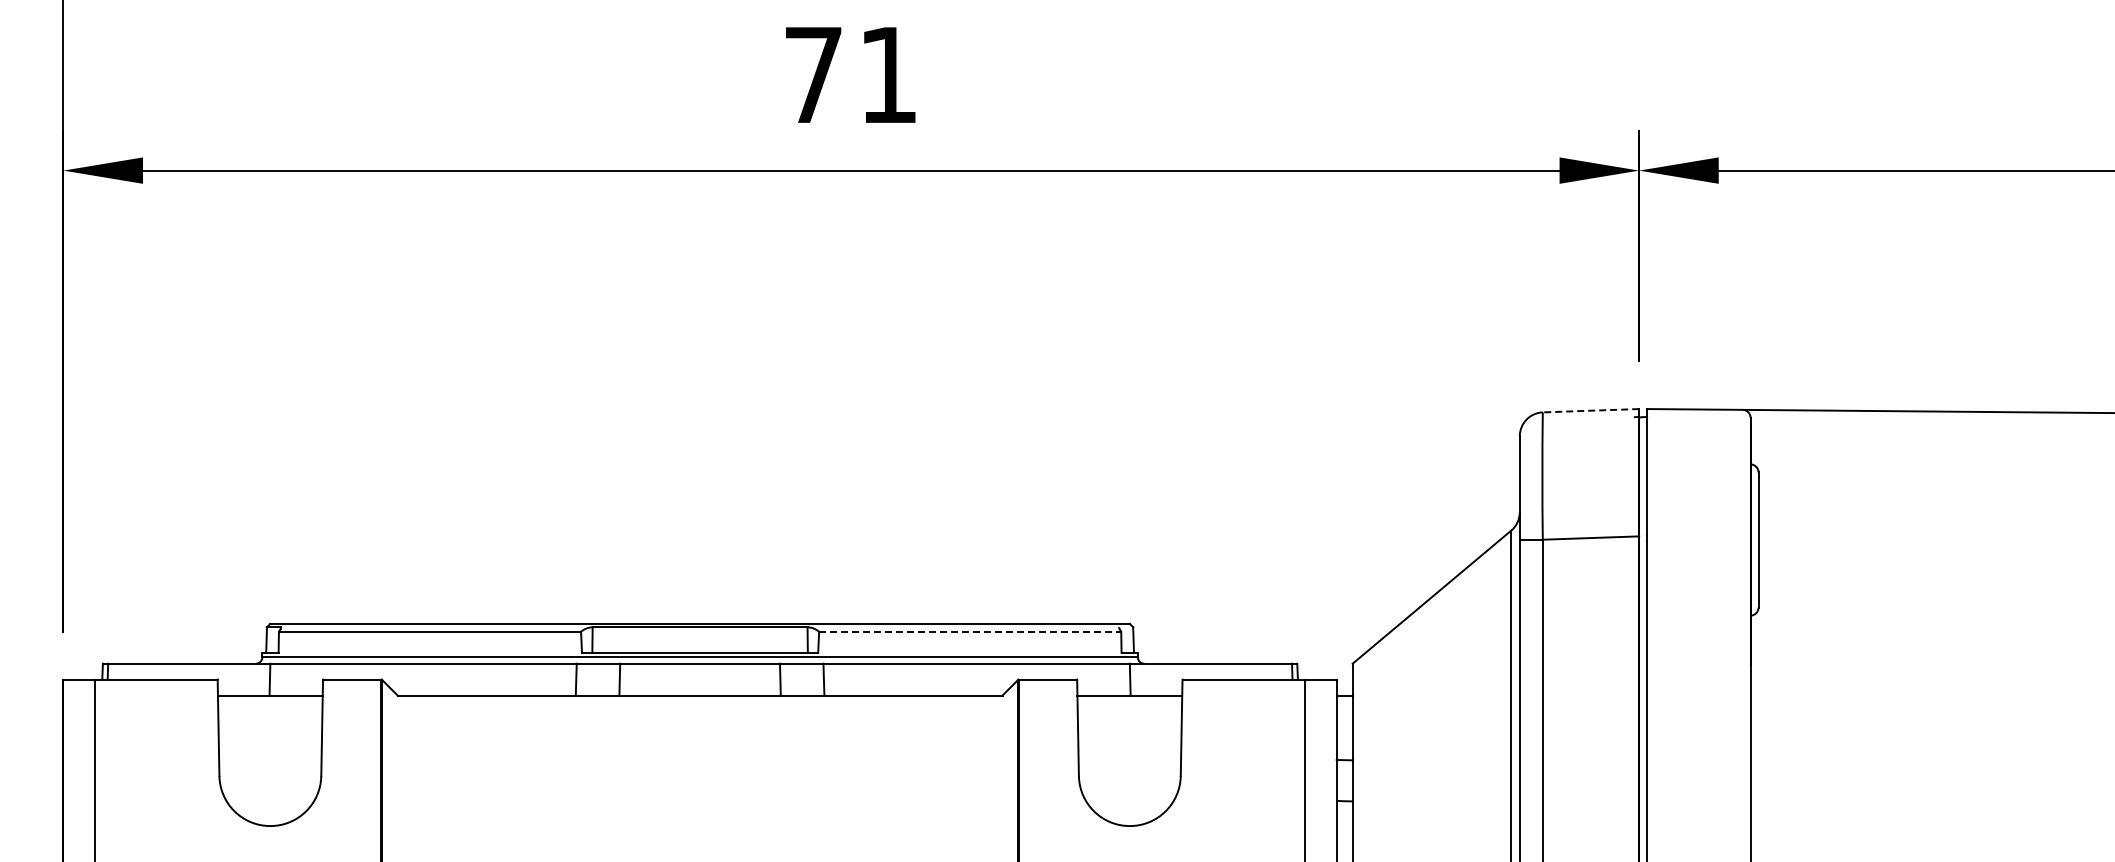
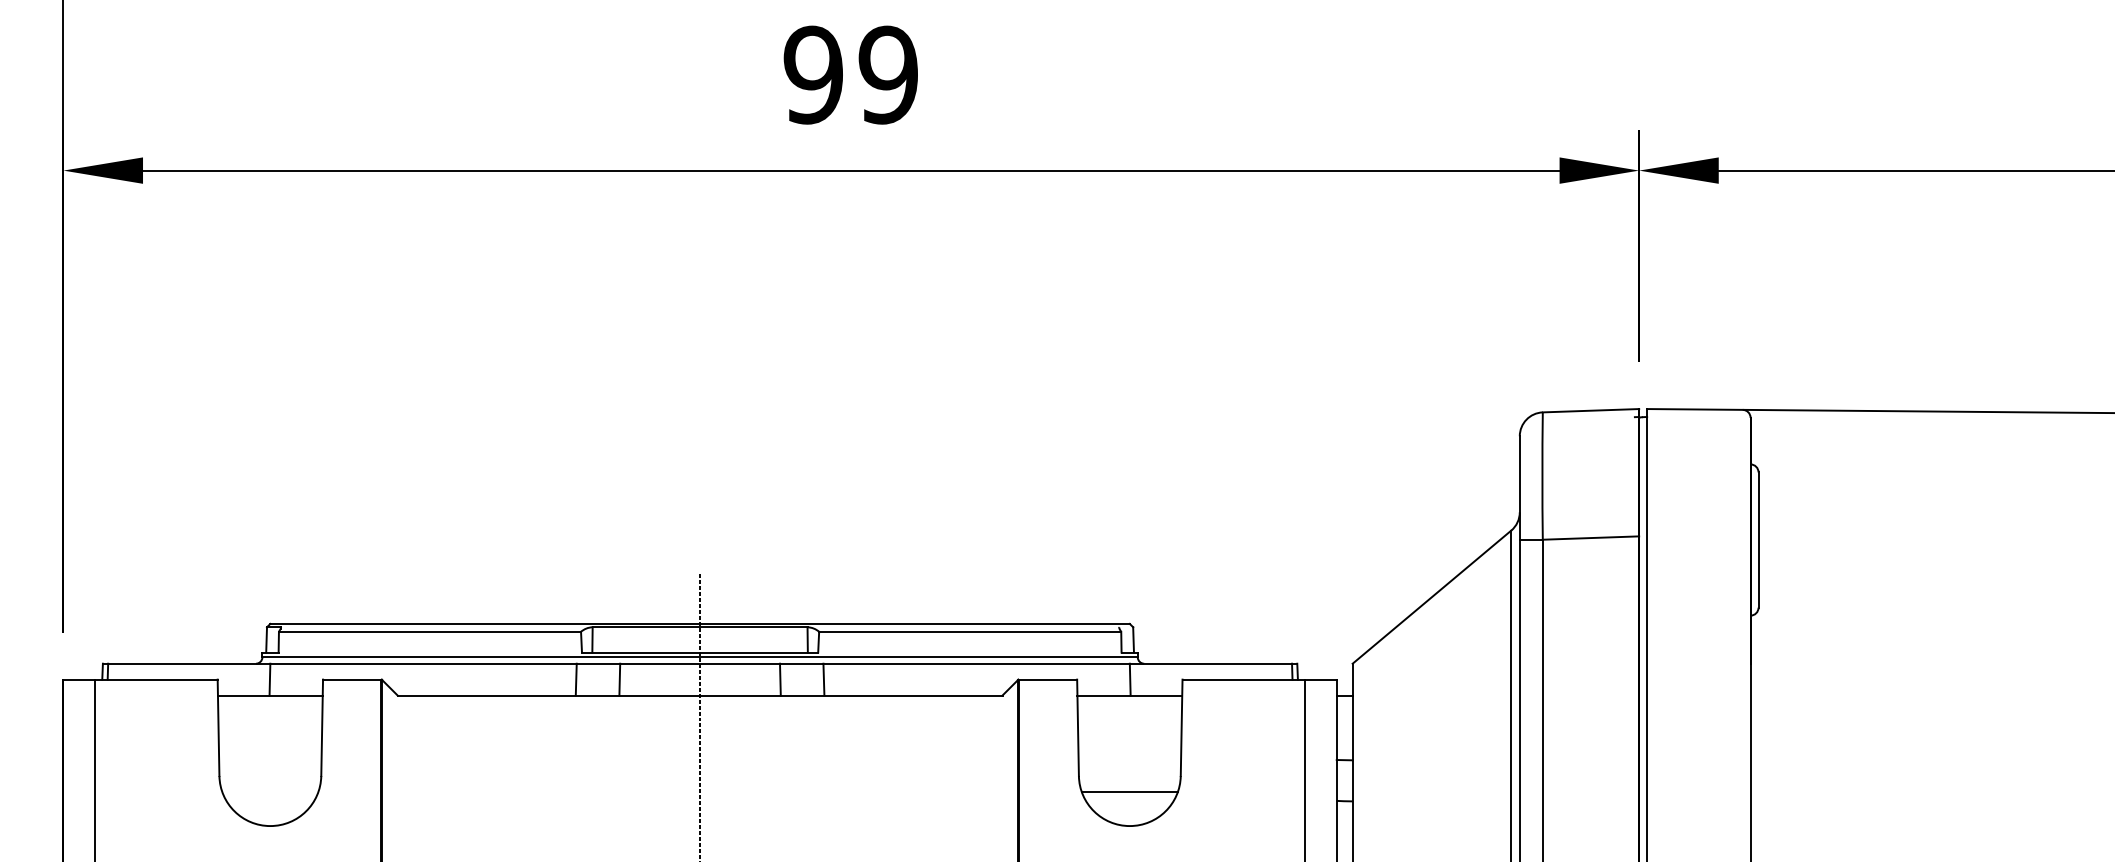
text: 71 -> 99 (850, 74)
line: dashed -> solid (1590, 410)
line: dashed -> solid (970, 631)
line: none -> present (700, 716)
line: none -> present (1129, 792)
